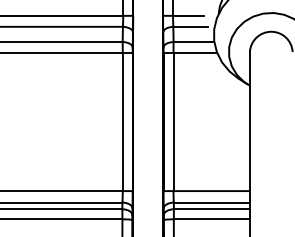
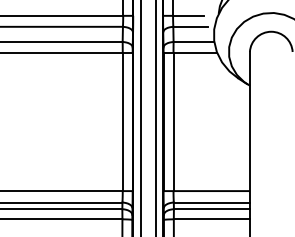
line: none -> present (140, 117)
line: none -> present (155, 117)
